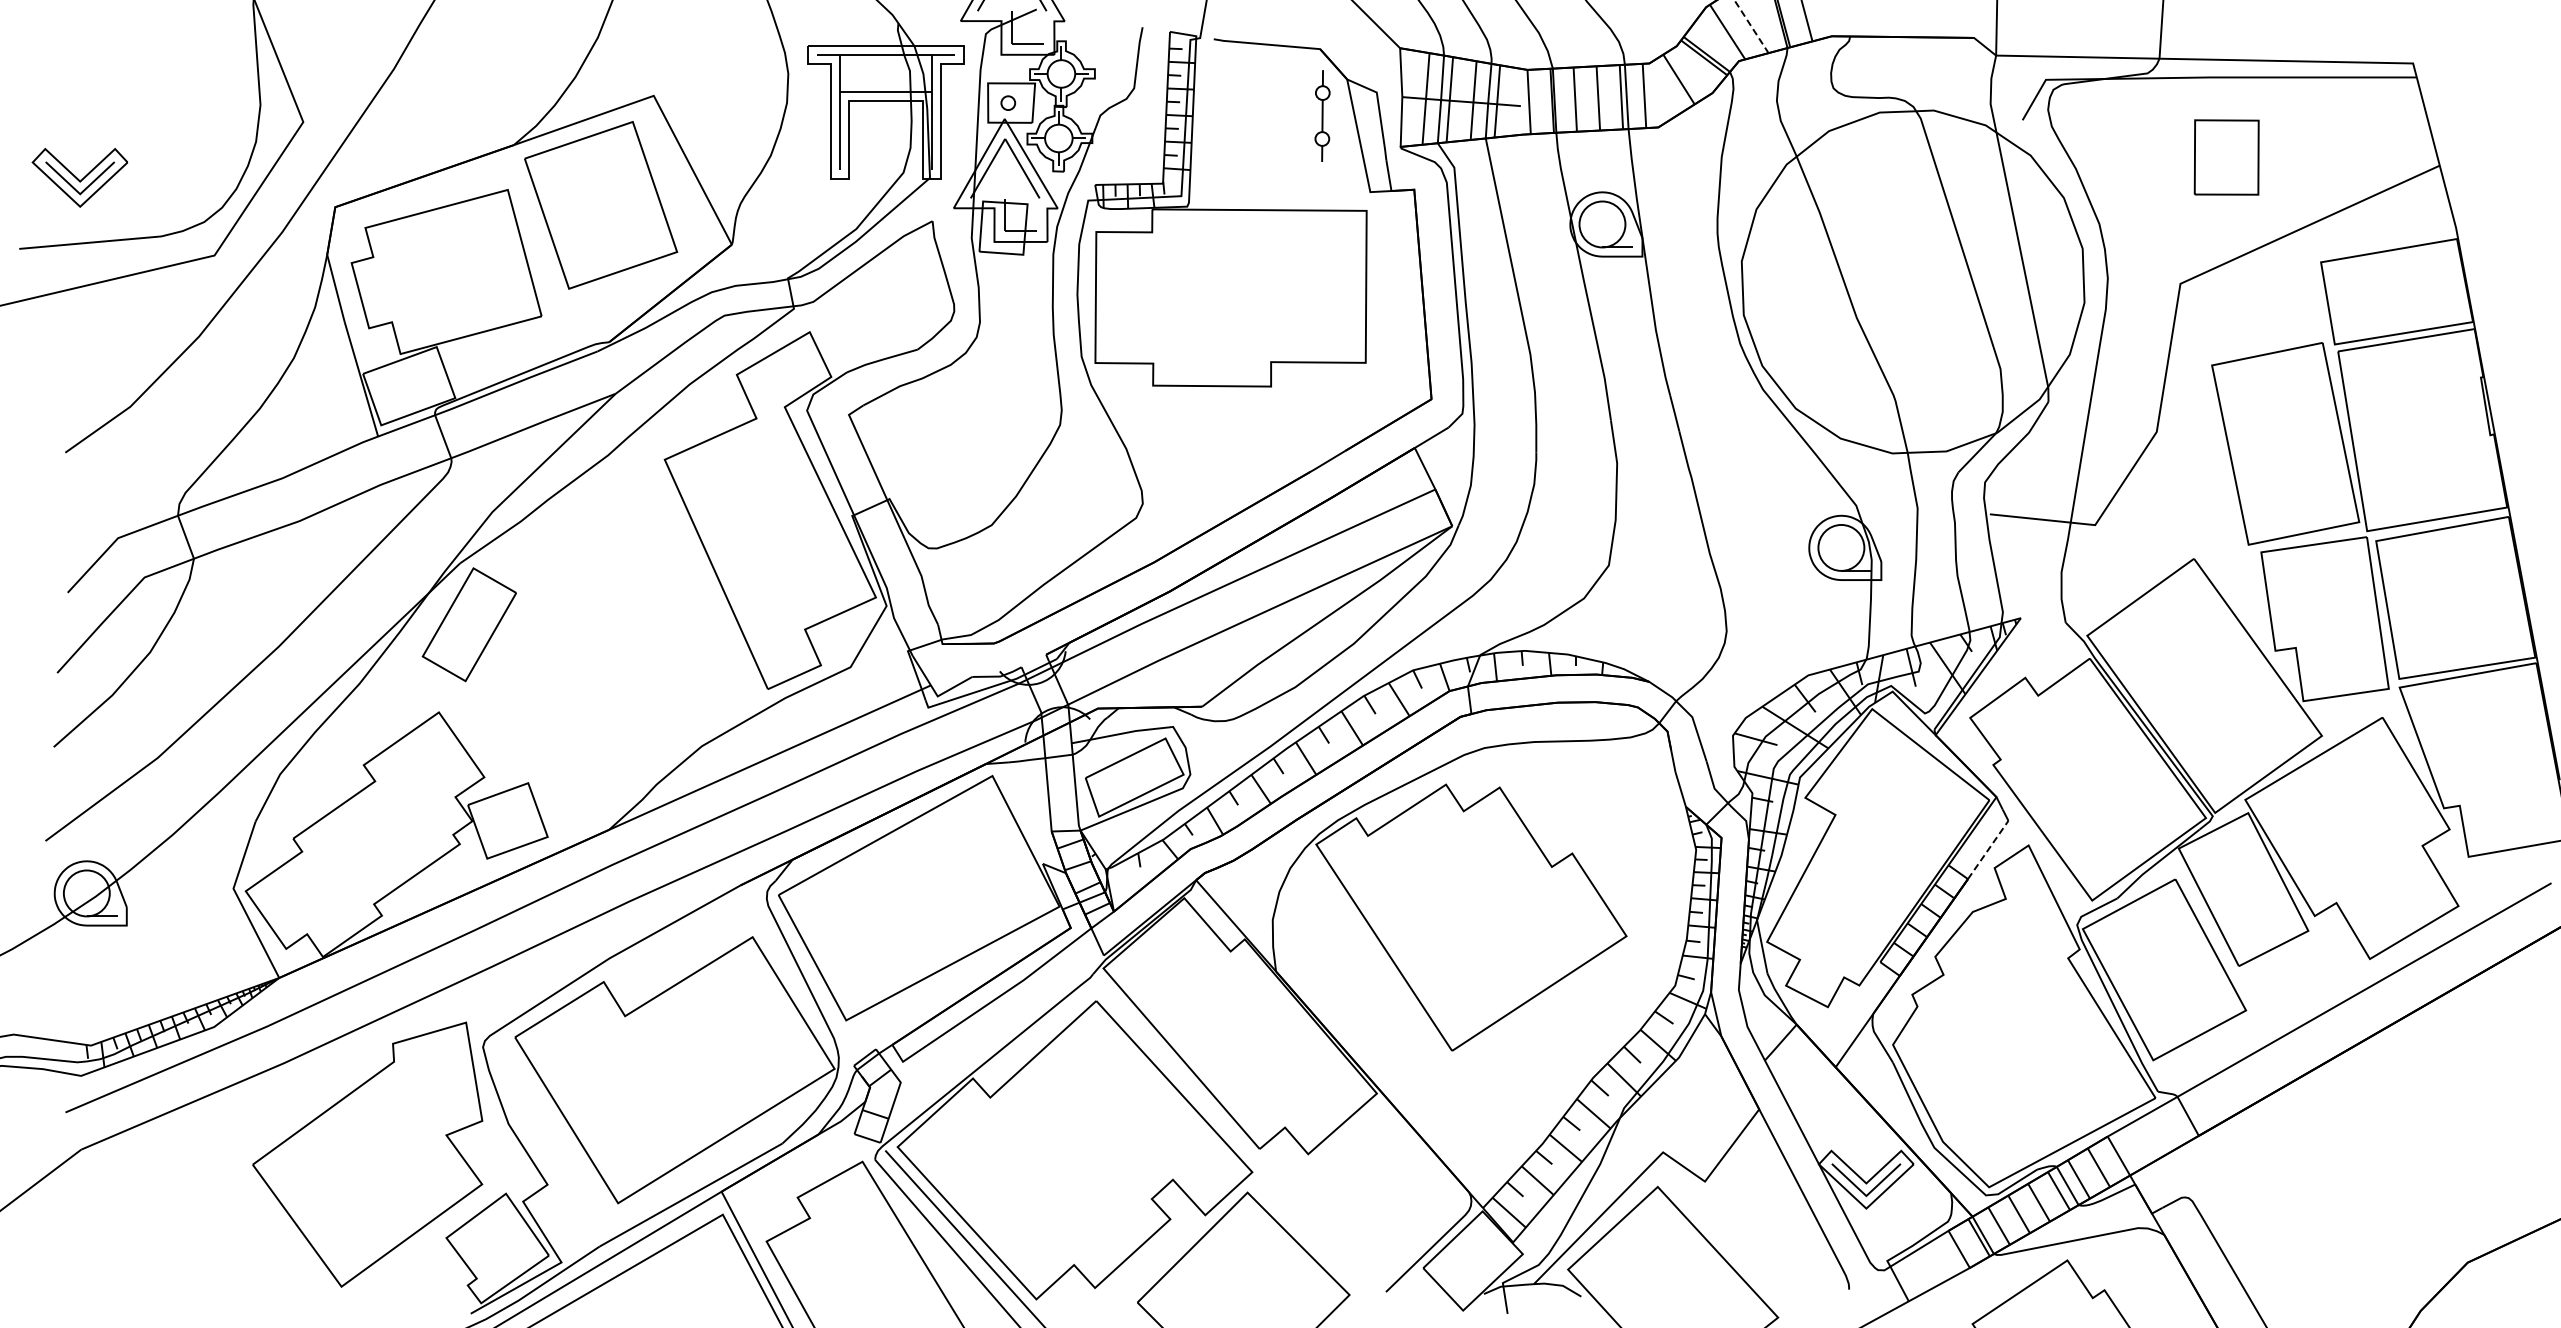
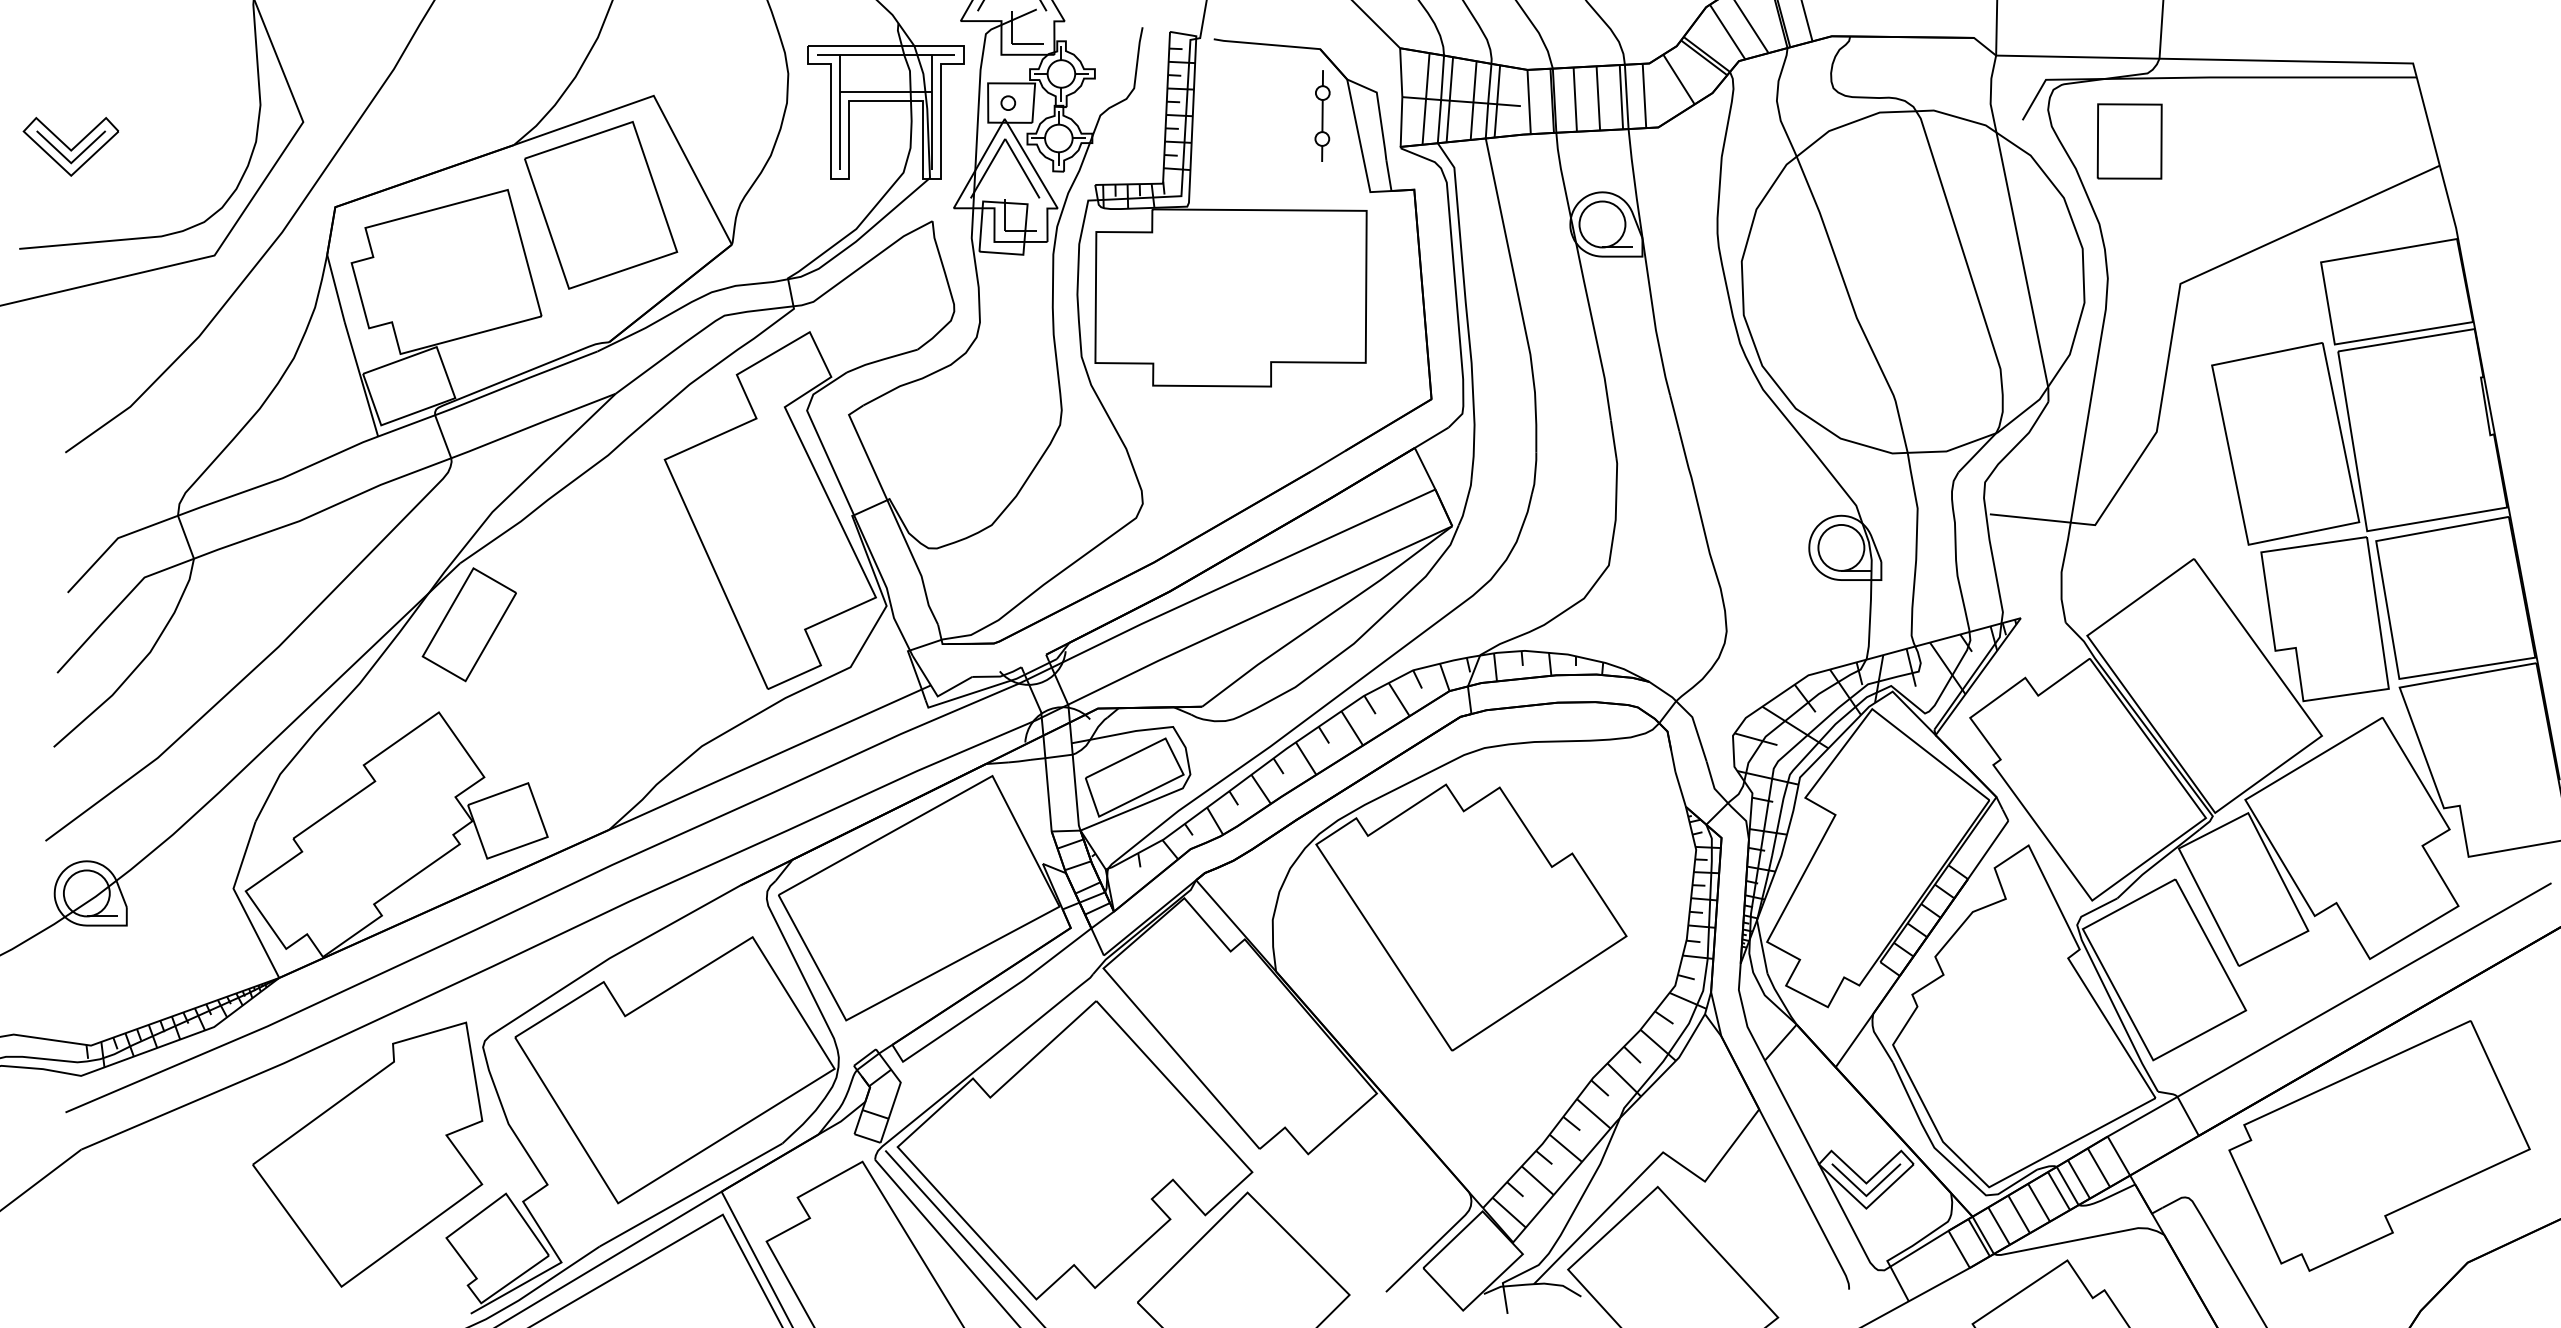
line: dashed -> solid (1751, 27)
part position: (2226, 157) -> (2129, 141) (2129, 141)
part position: (79, 177) -> (70, 146) (70, 146)
line: dashed -> solid (1988, 849)
part: none -> present (2379, 1145)
